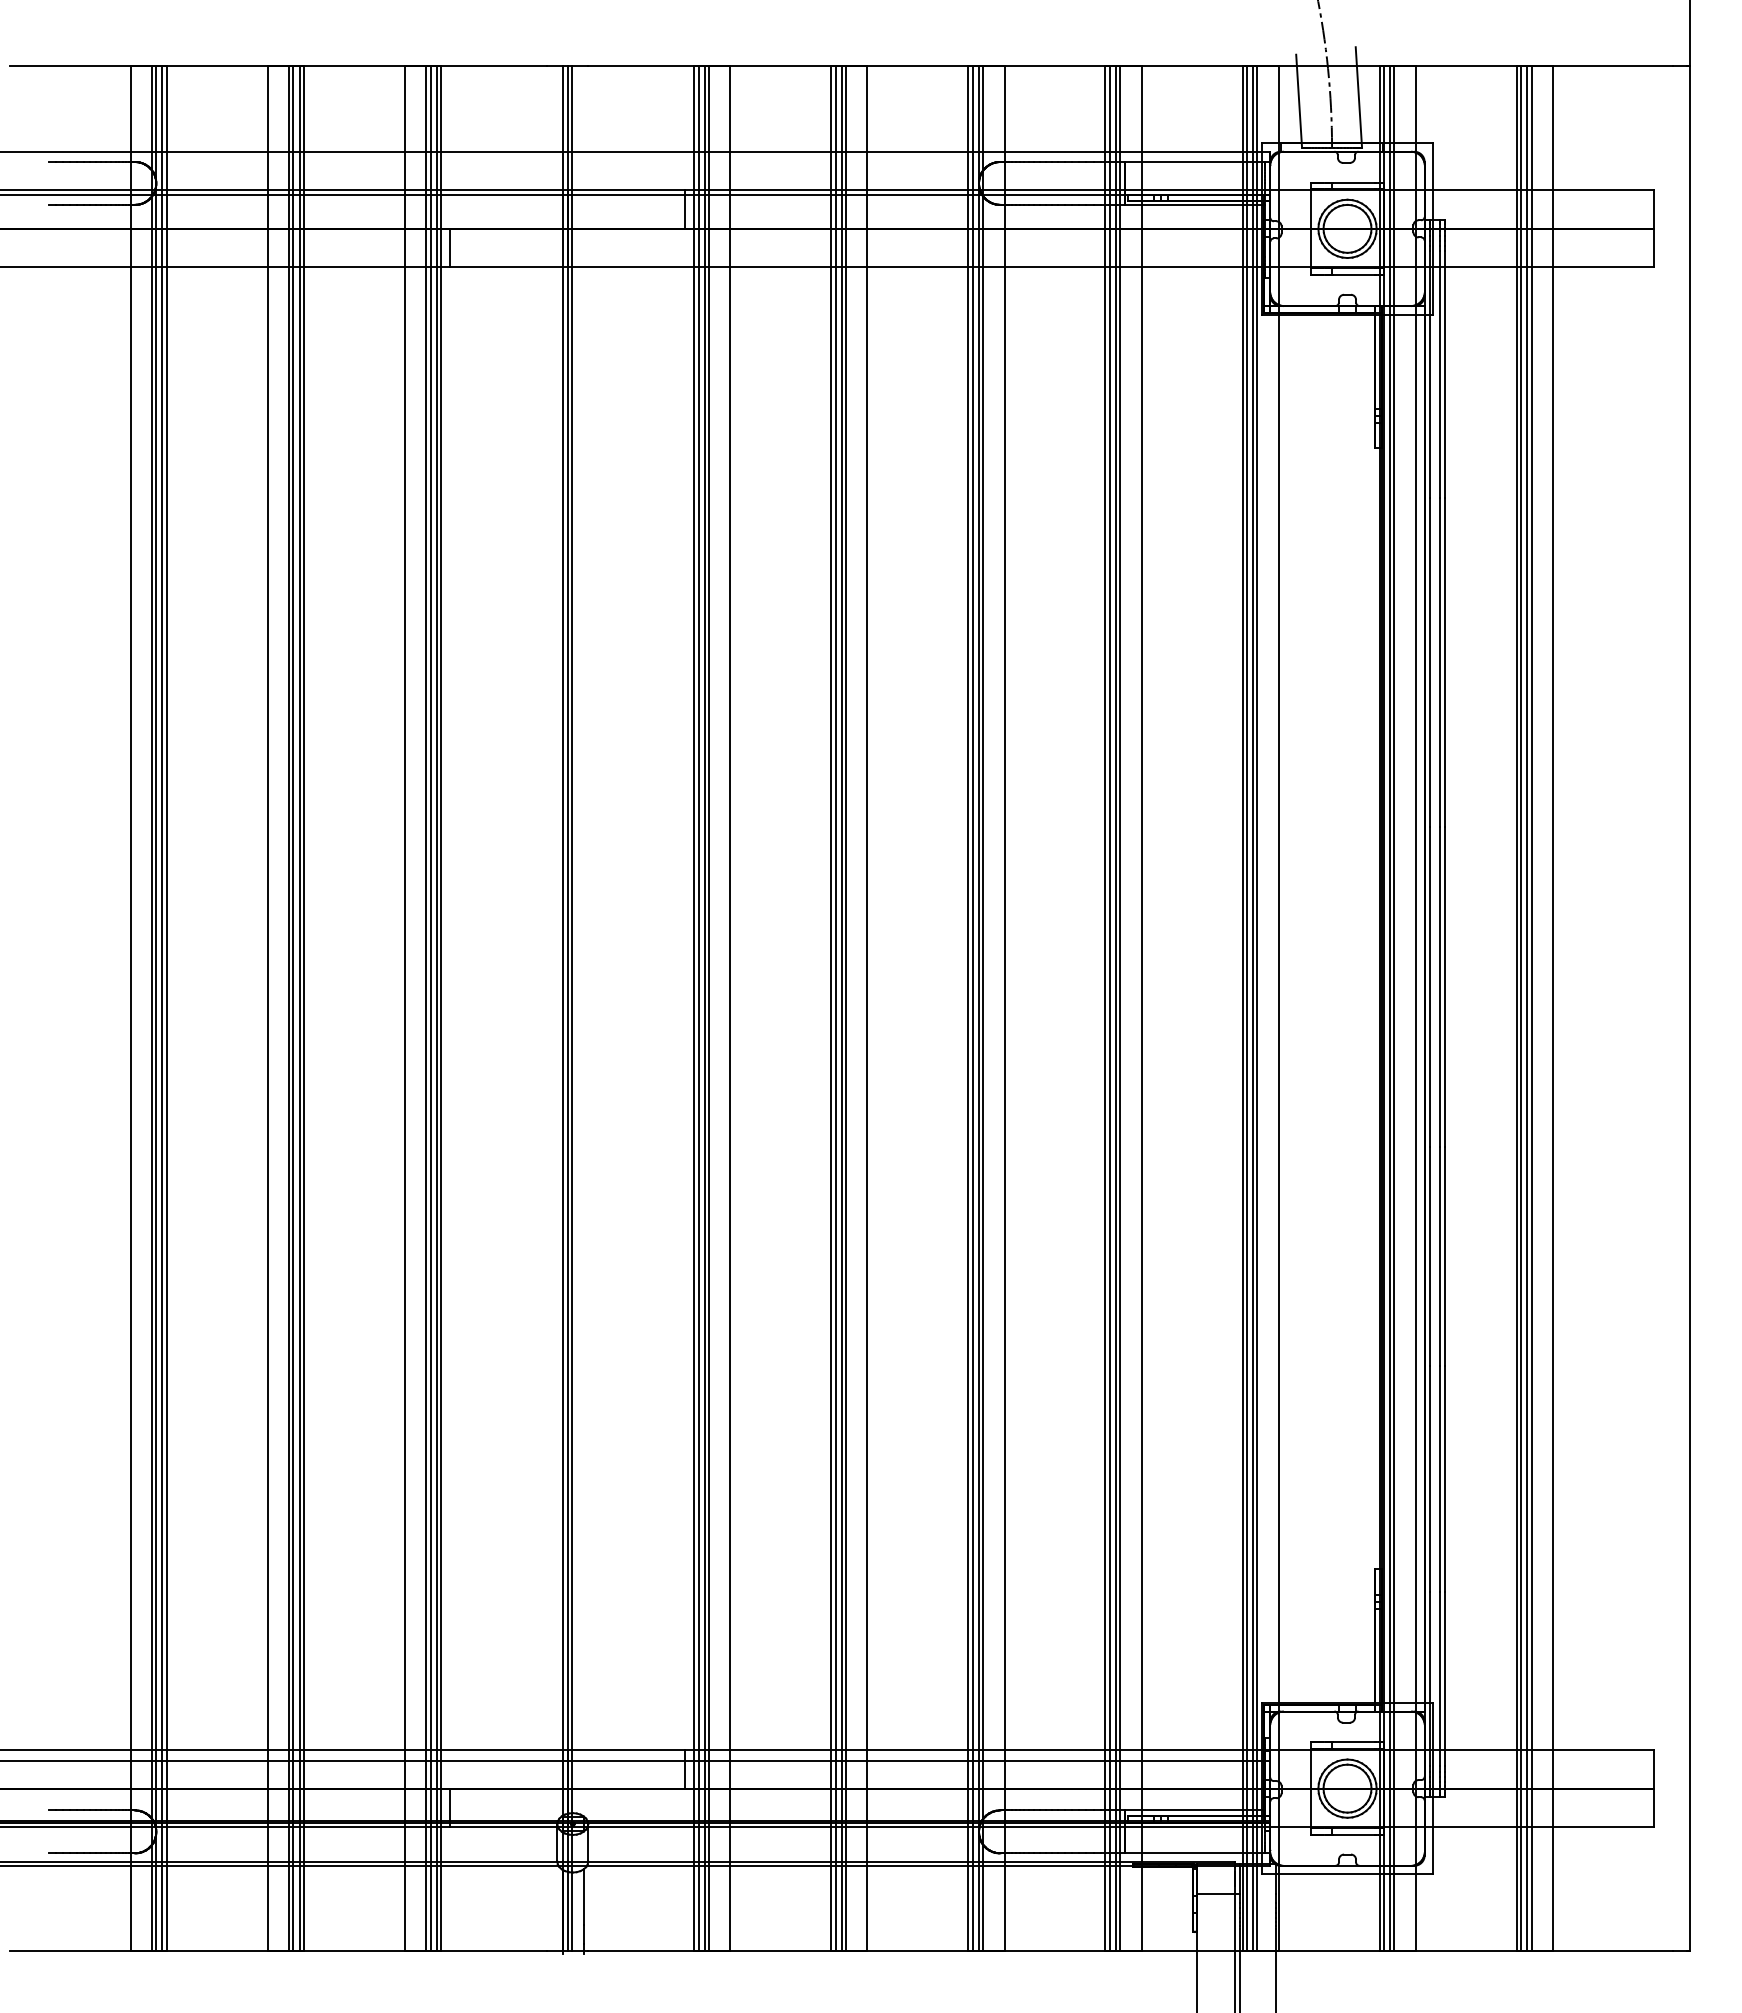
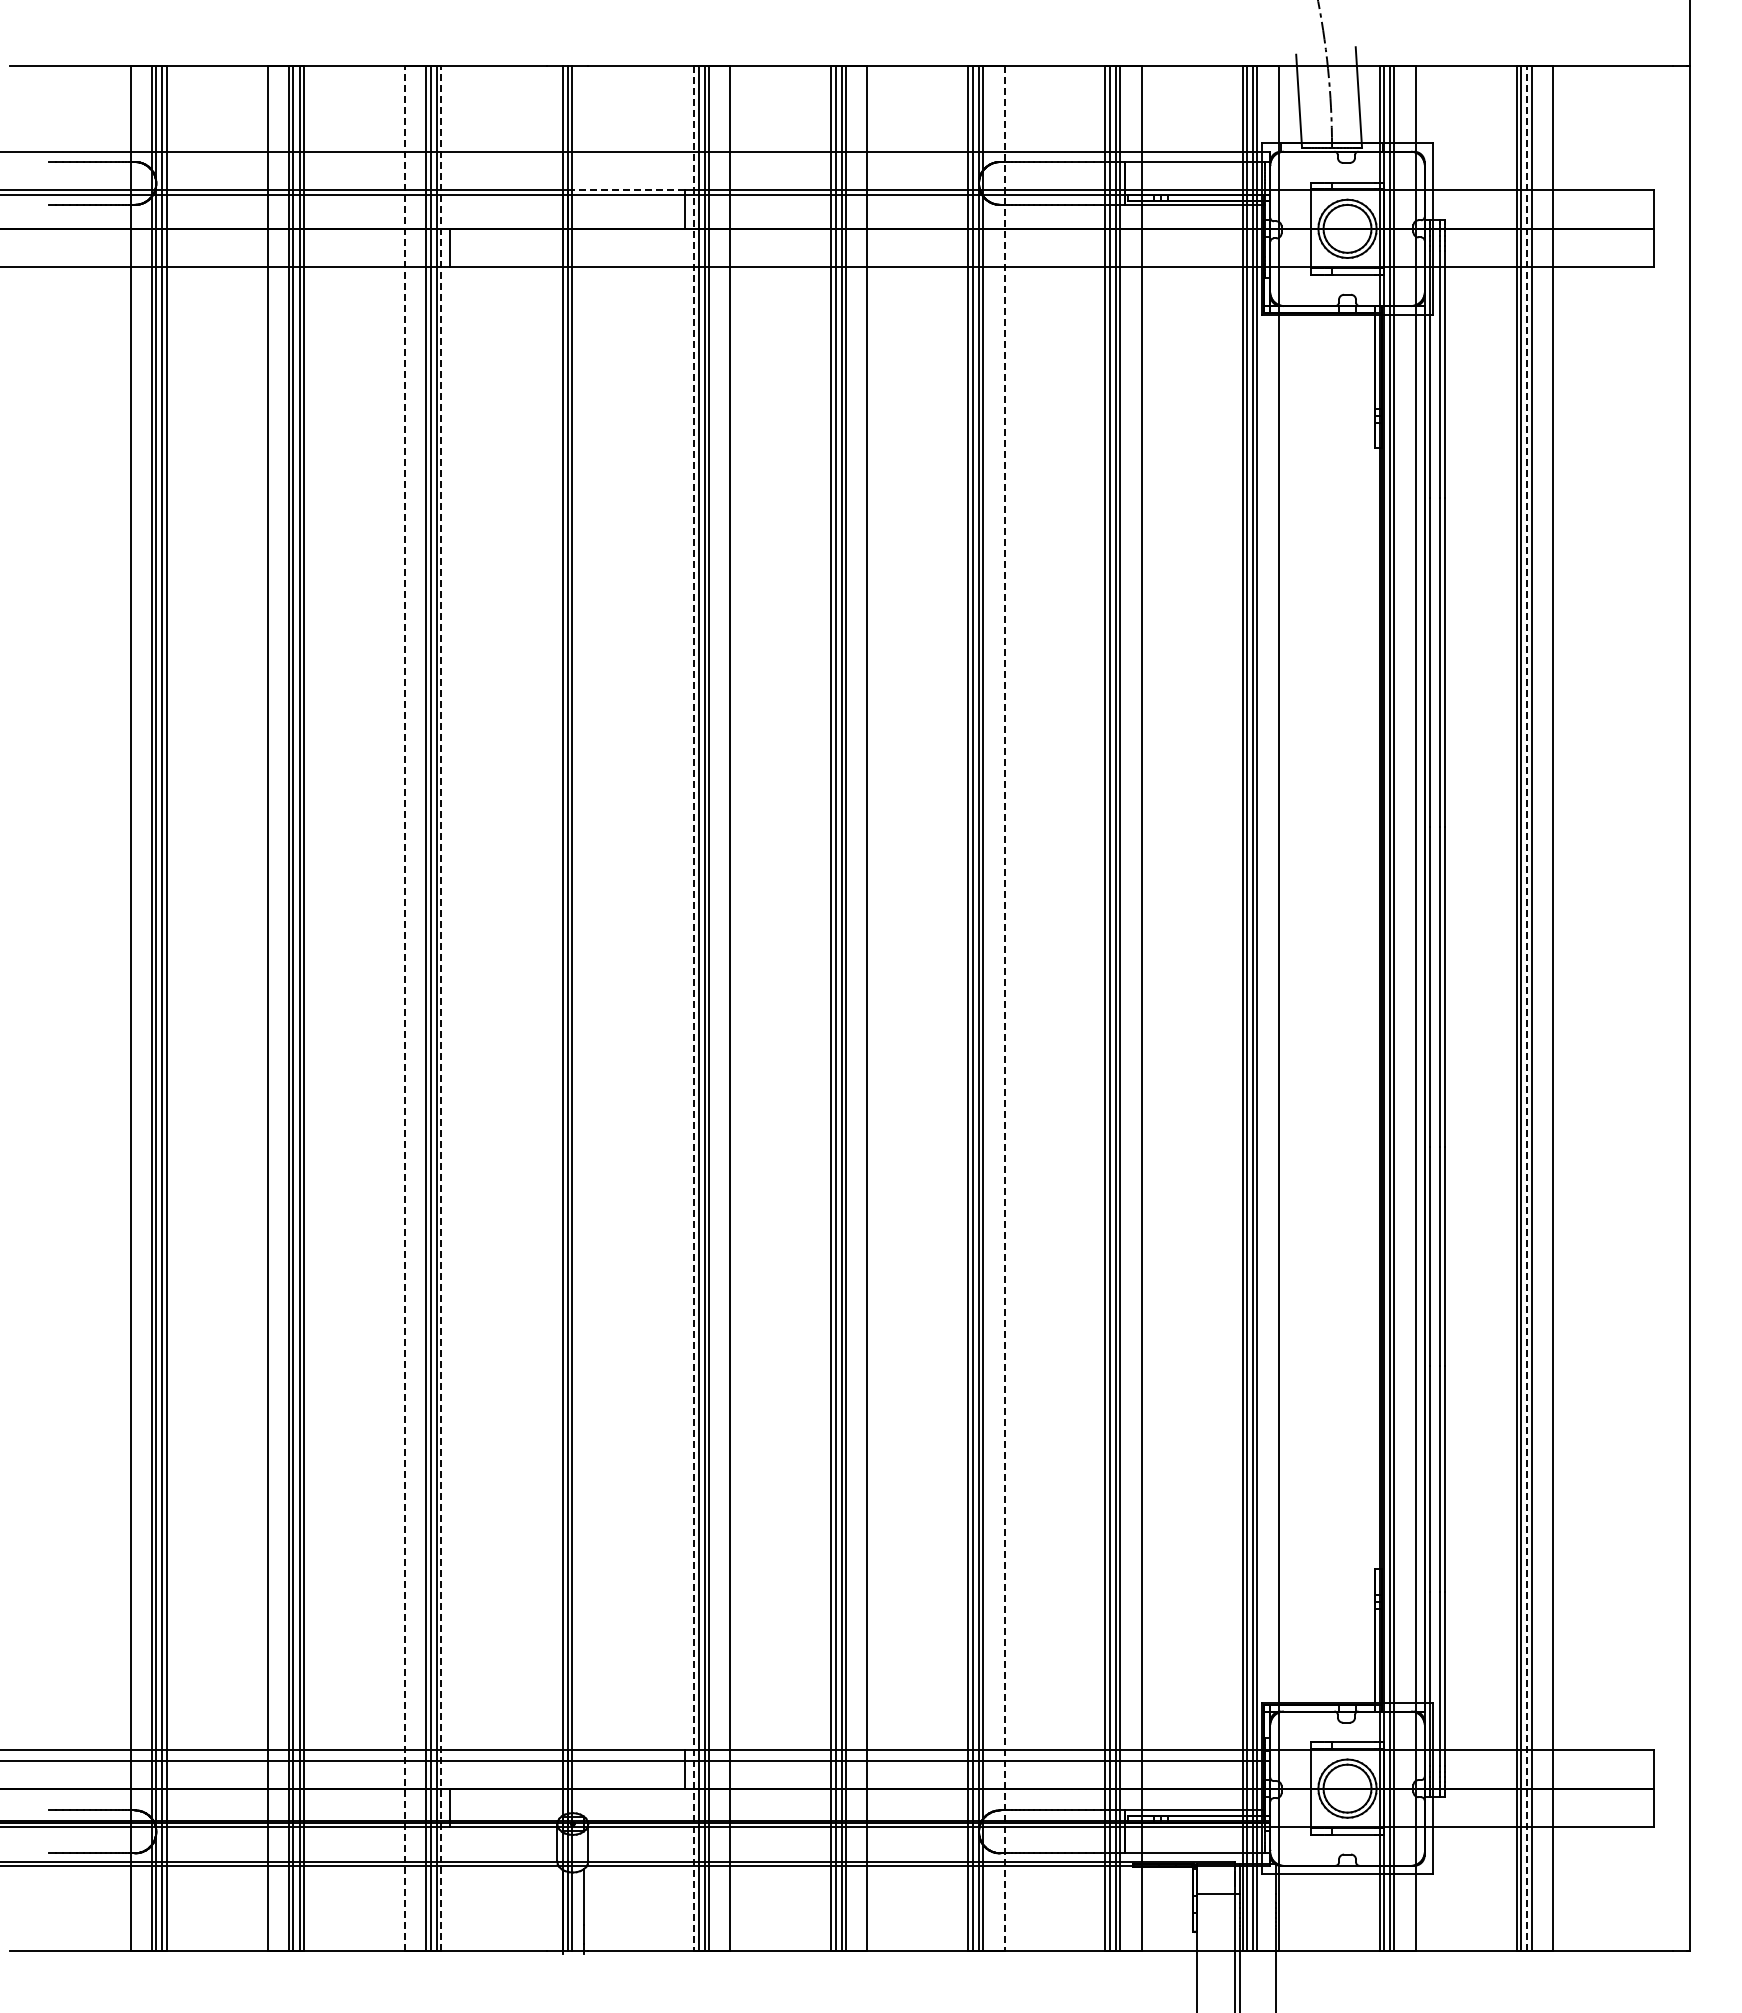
line: solid -> dashed (626, 190)
line: solid -> dashed (404, 1008)
line: solid -> dashed (441, 1008)
line: solid -> dashed (694, 1008)
line: solid -> dashed (1004, 1008)
line: solid -> dashed (1527, 1008)
